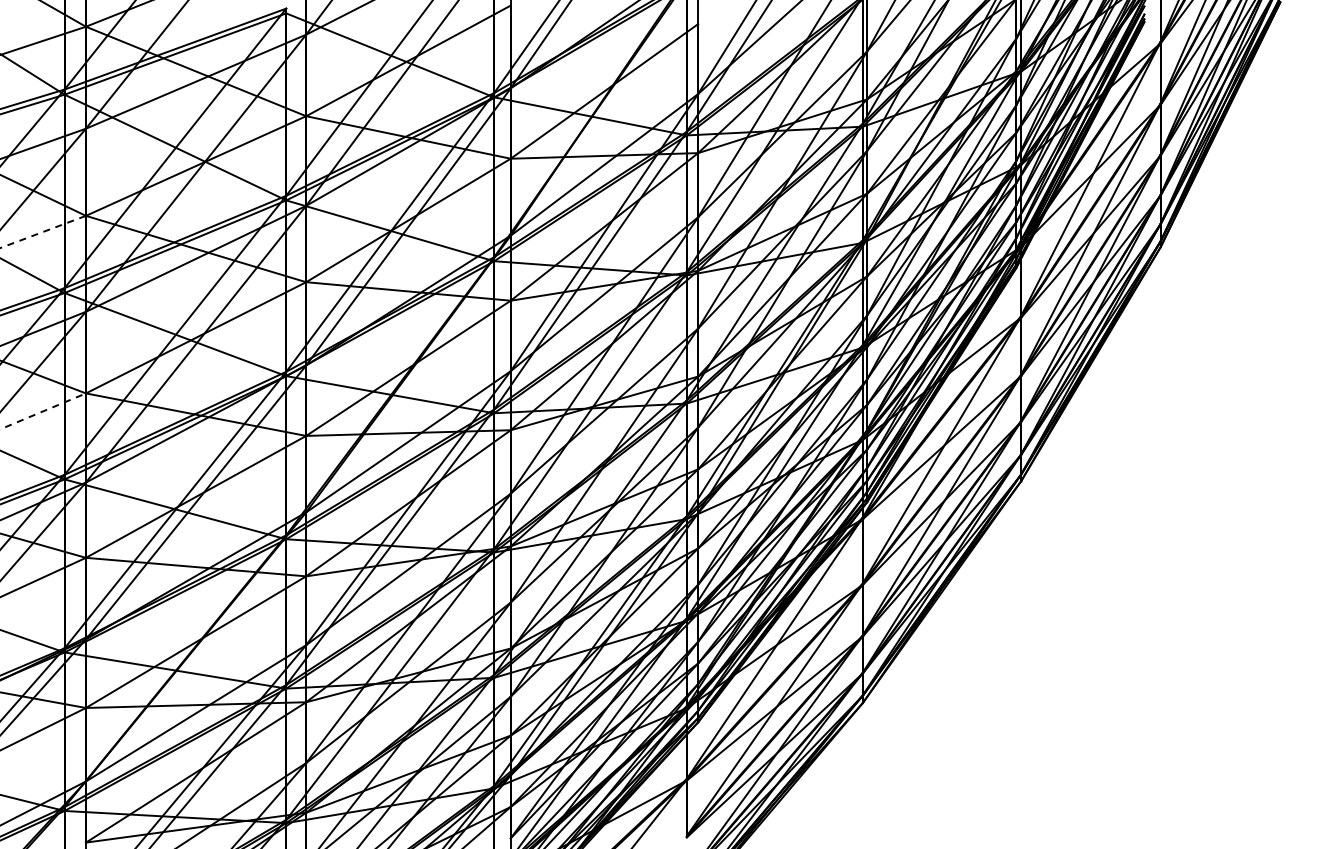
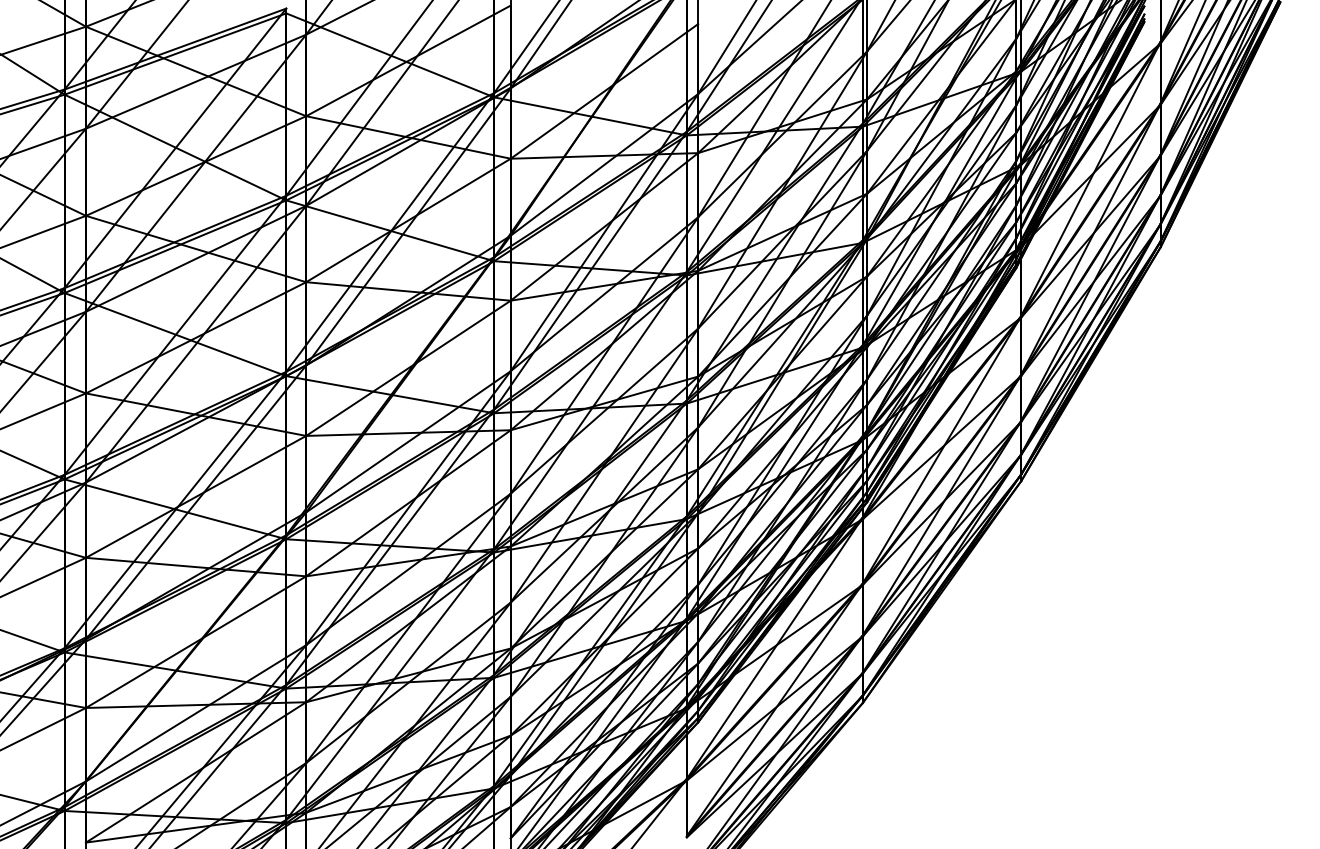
line: dashed -> solid (43, 232)
line: dashed -> solid (43, 411)
